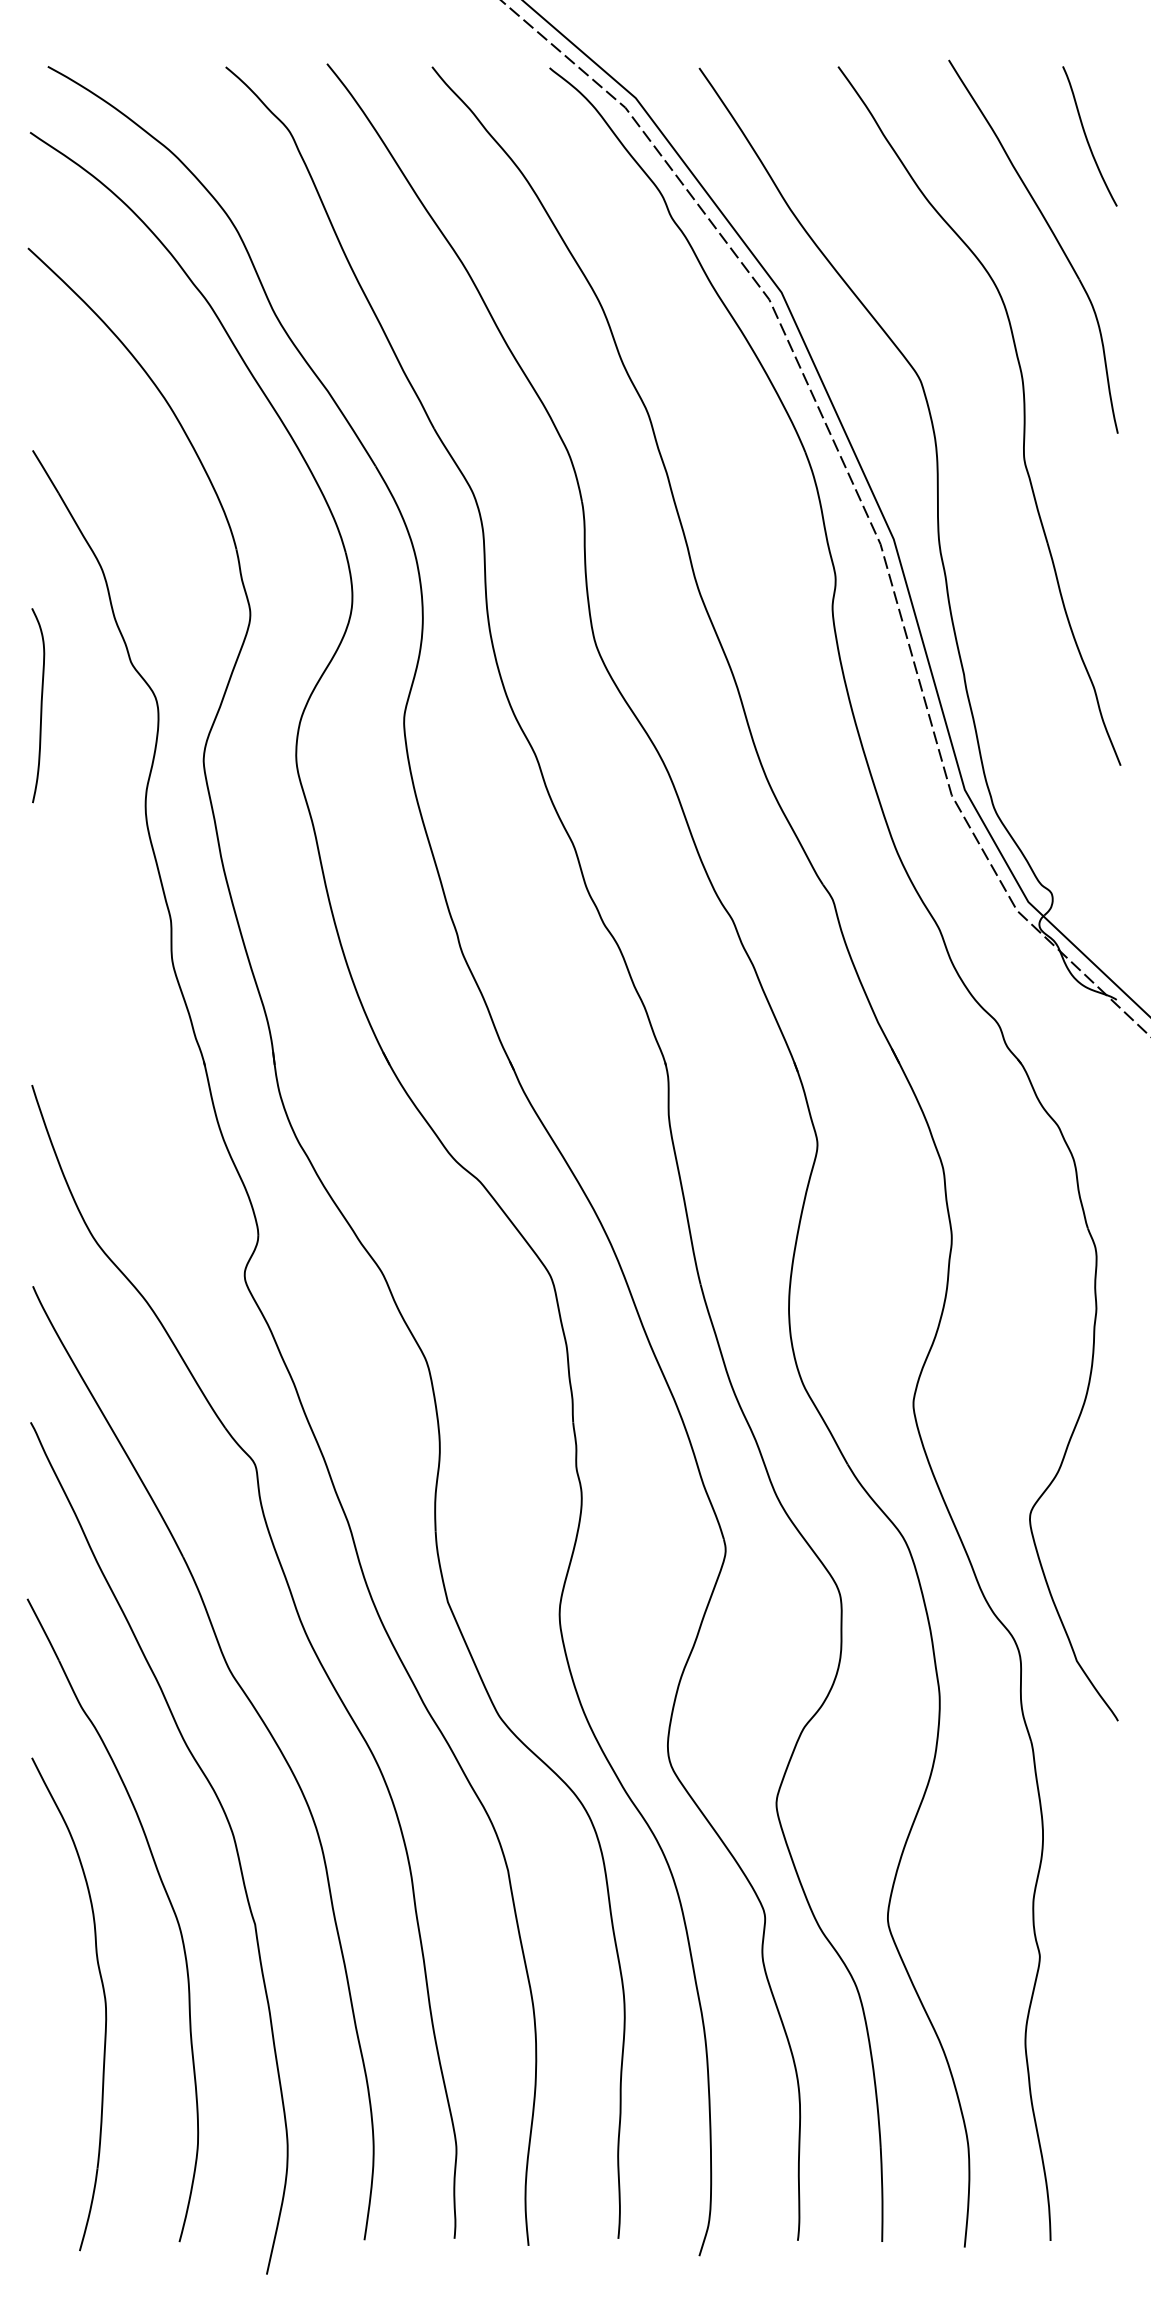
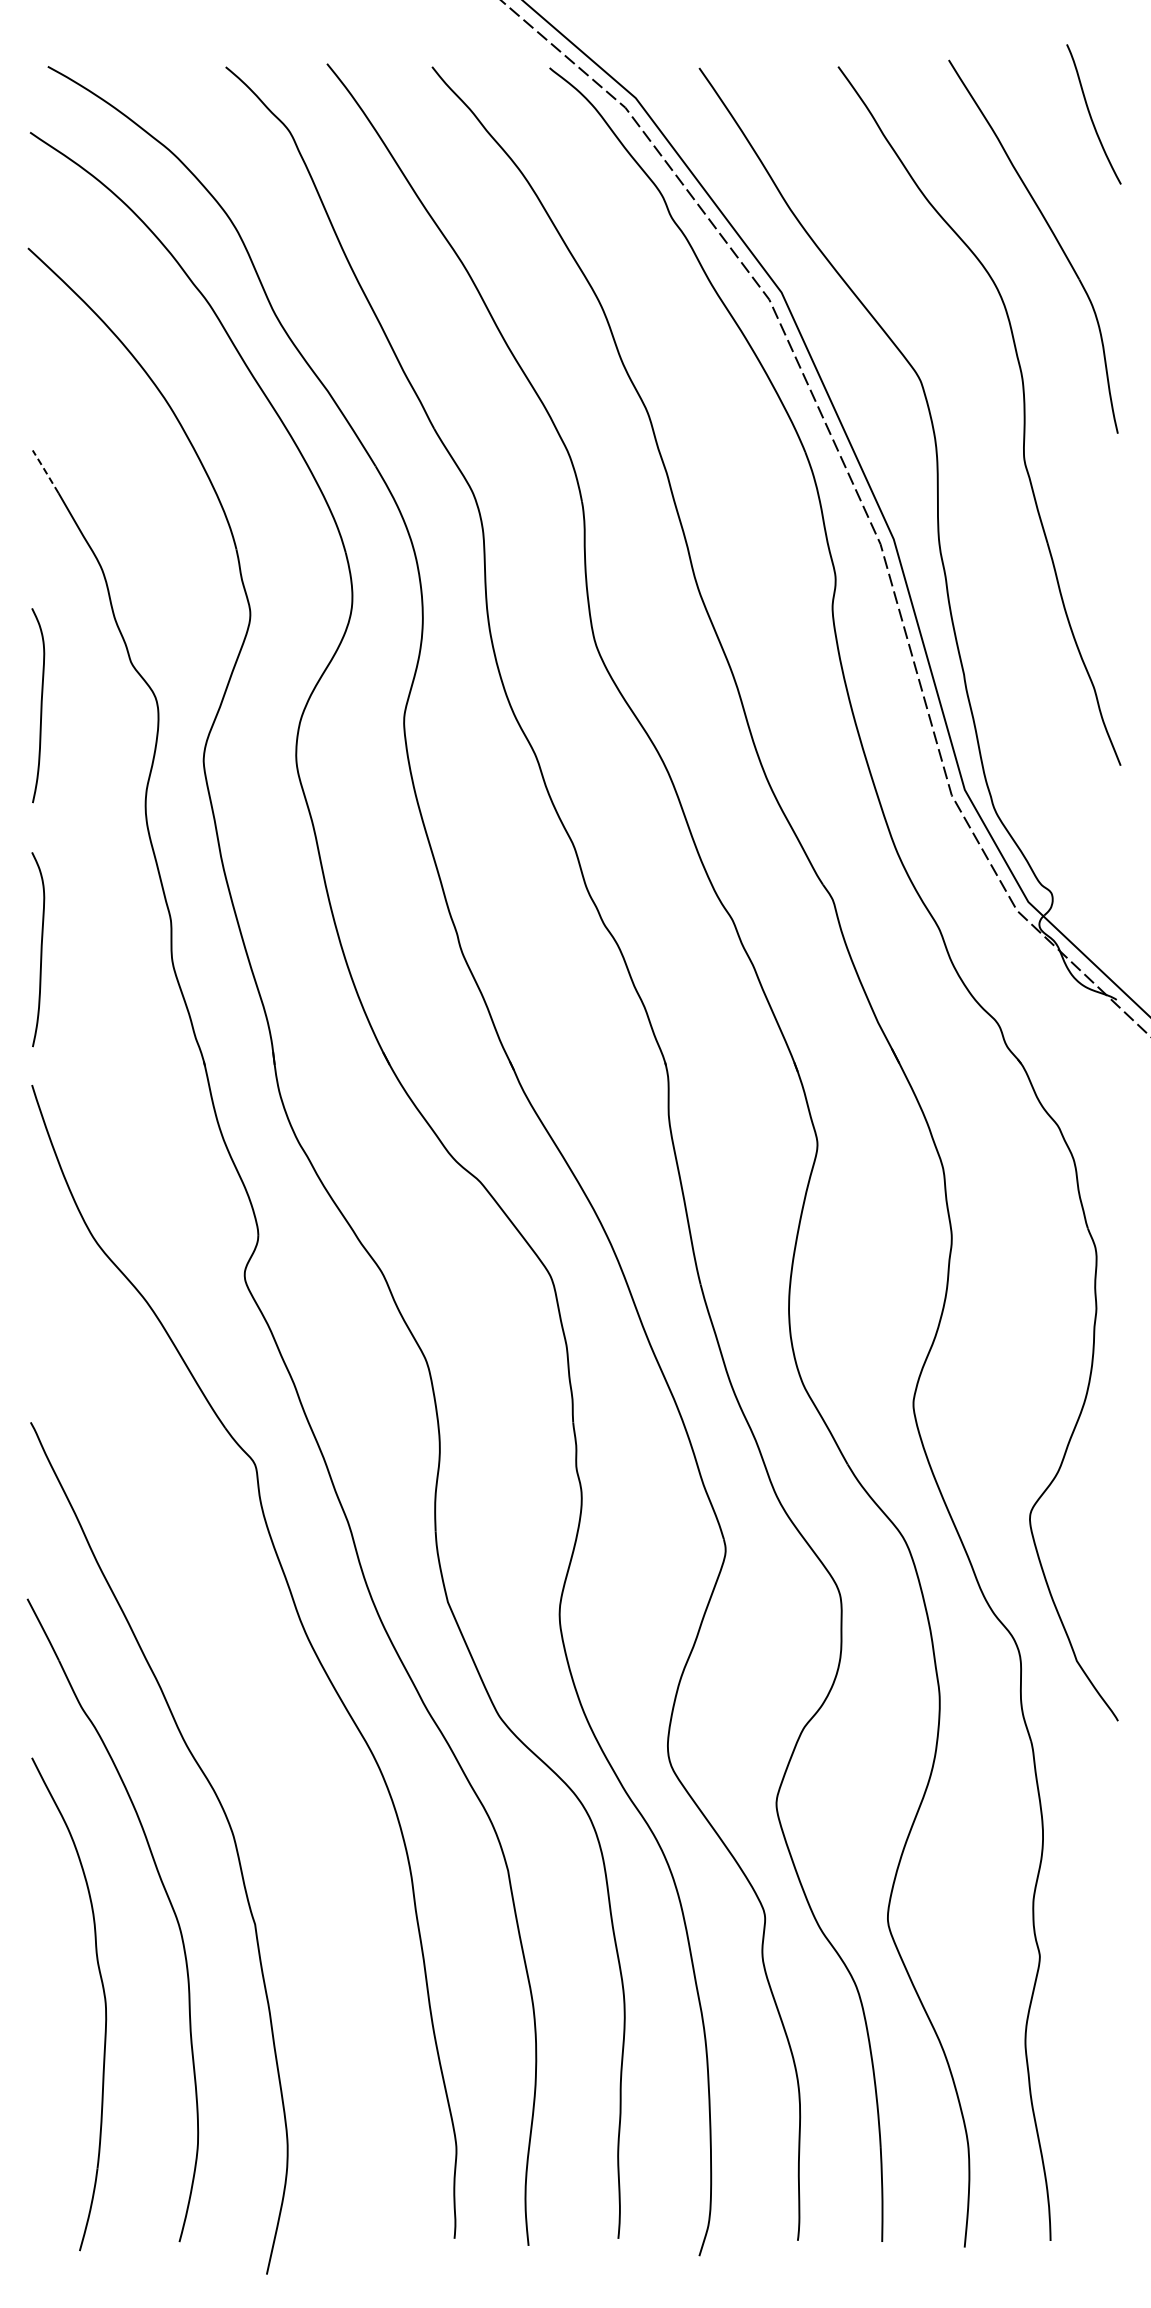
curve position: (1087, 137) -> (1091, 115) (1091, 115)
line: solid -> dashed (45, 471)
curve: none -> present (40, 949)
part: present -> none (263, 1724)
